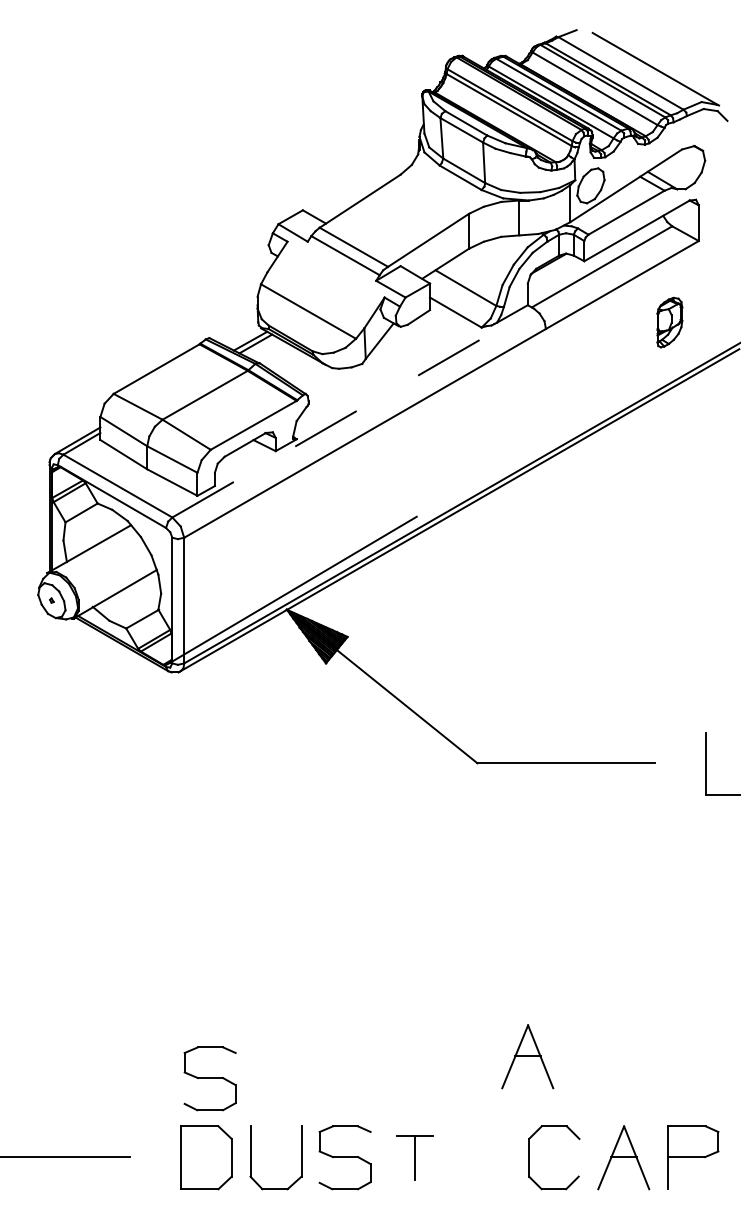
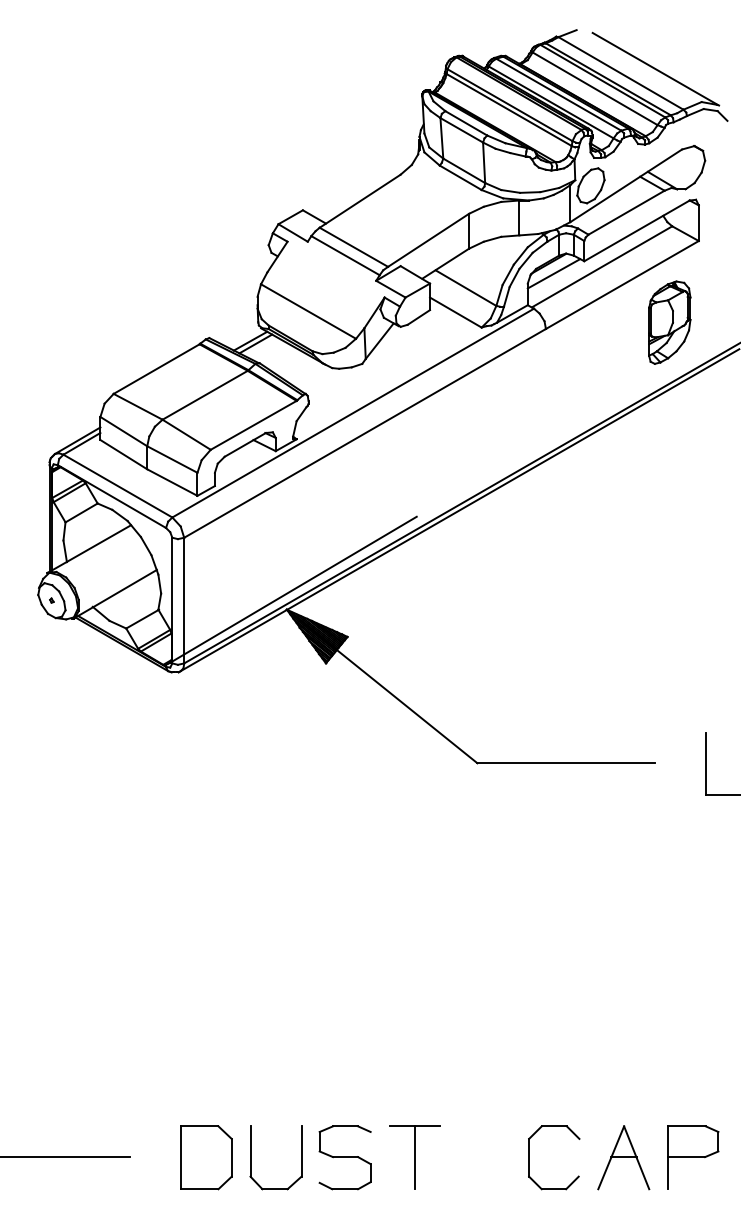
line: none -> present (553, 273)
part size: 28x53 px -> 44x85 px (669, 322)
line: dashed -> solid (353, 413)
part: present -> none (527, 1056)
part: present -> none (209, 1078)
part size: 38x46 px -> 52x65 px (414, 1157)
